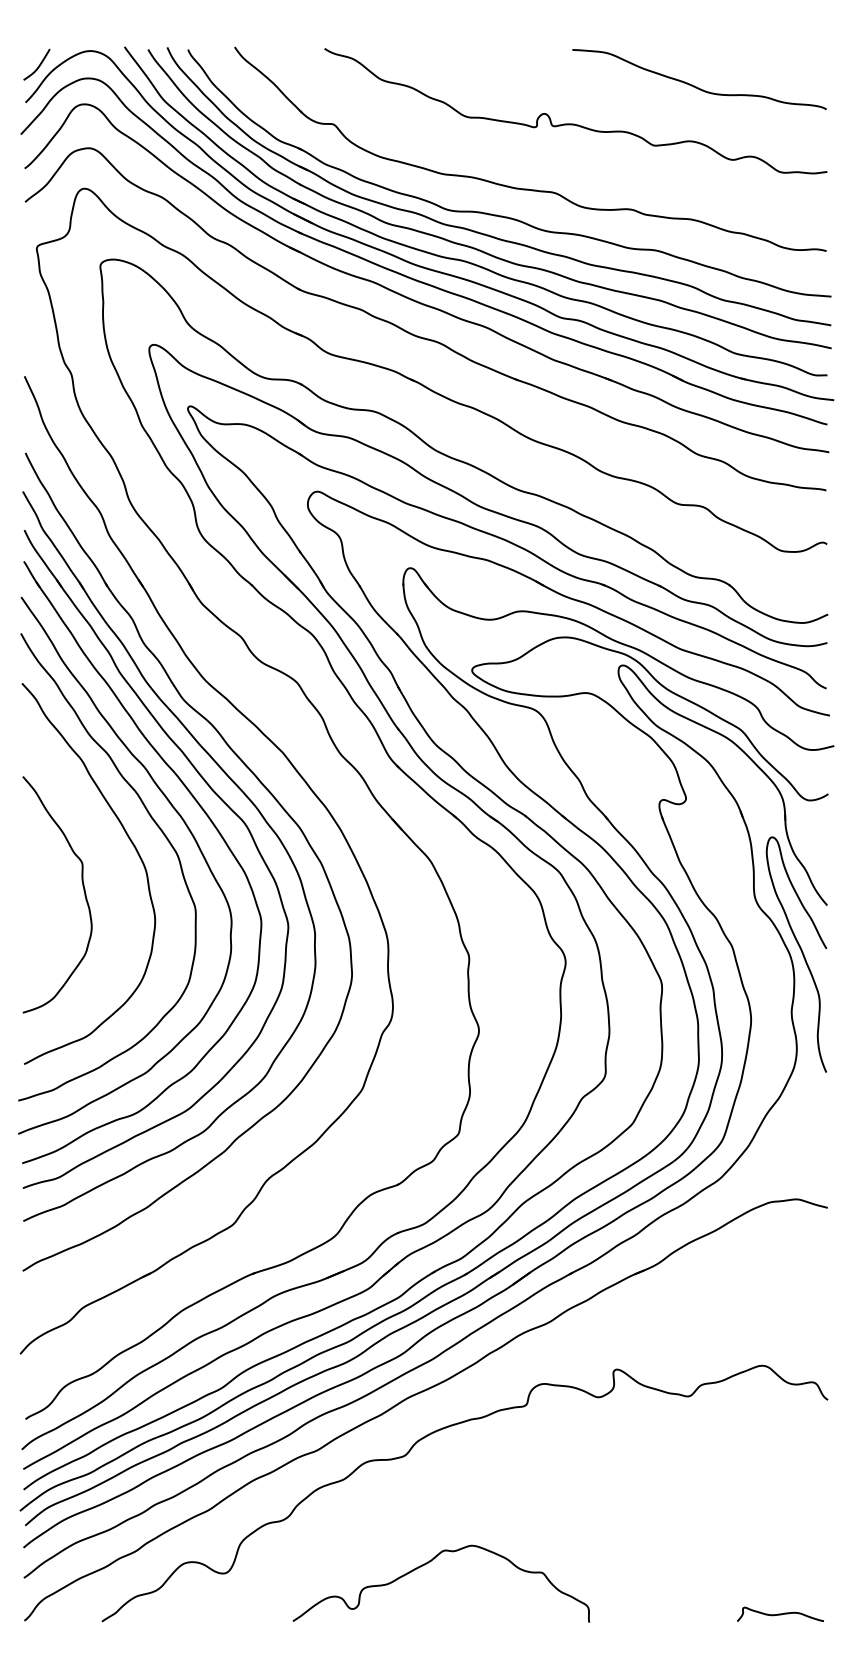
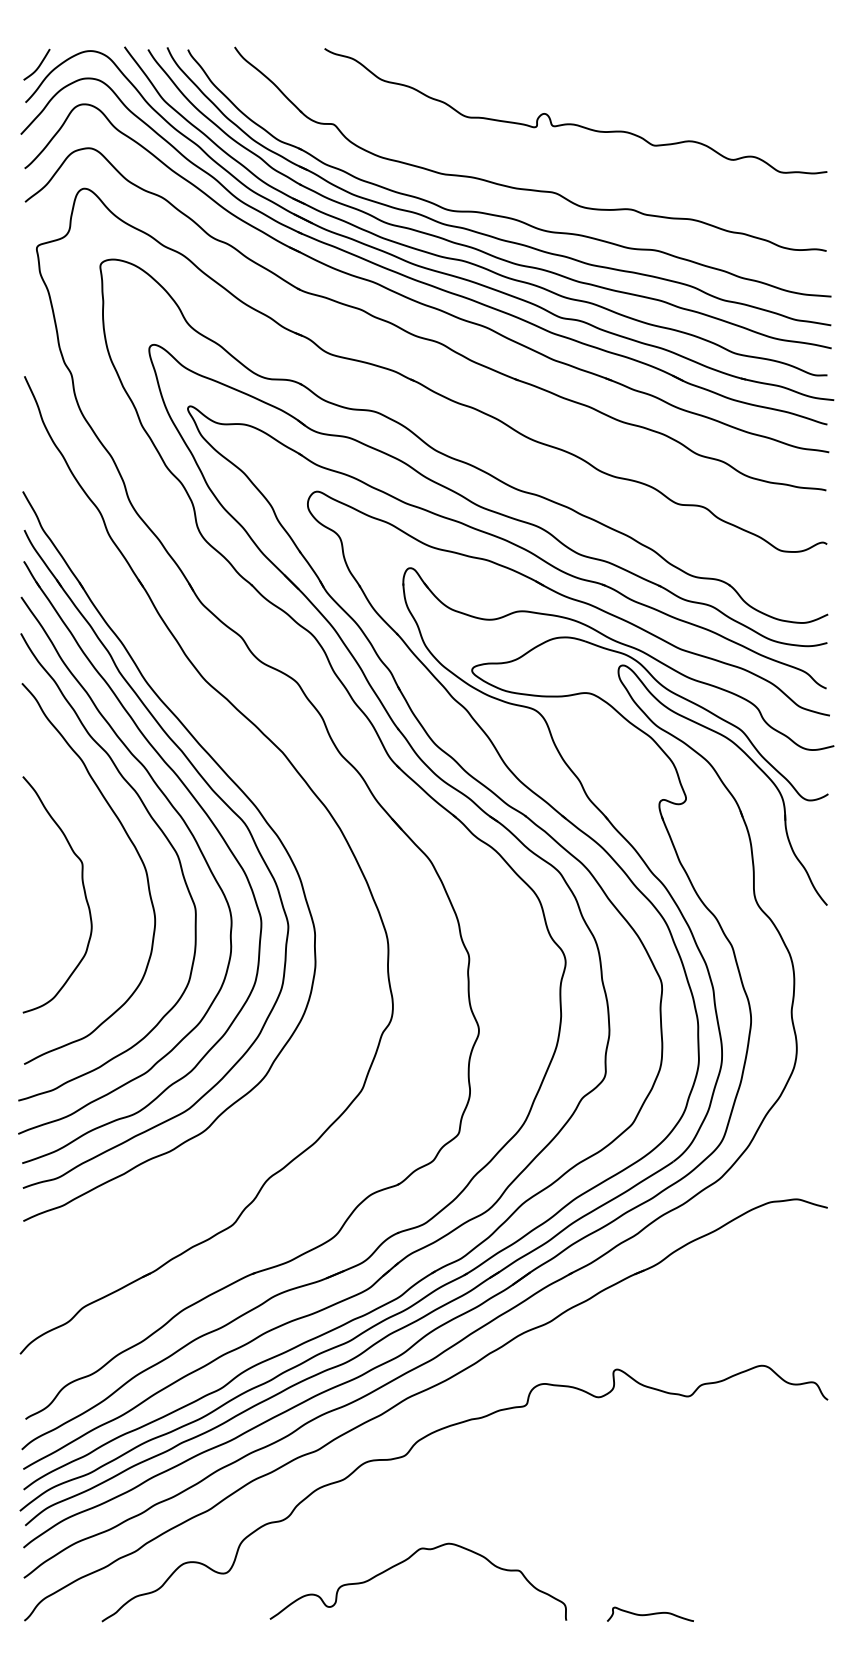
curve: present -> none (696, 86)
part: present -> none (267, 791)
curve: present -> none (801, 953)
curve position: (430, 1562) -> (407, 1560) (407, 1560)
curve position: (780, 1613) -> (650, 1613) (650, 1613)
